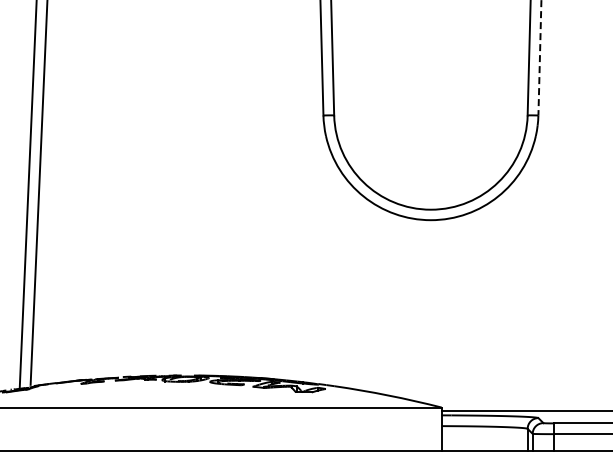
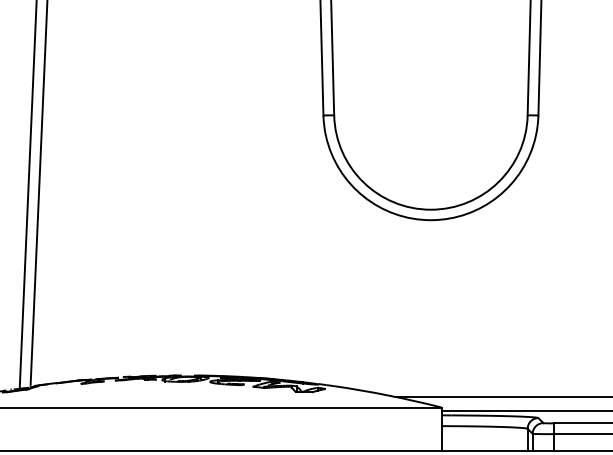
line: dashed -> solid (539, 58)
line: none -> present (502, 396)
